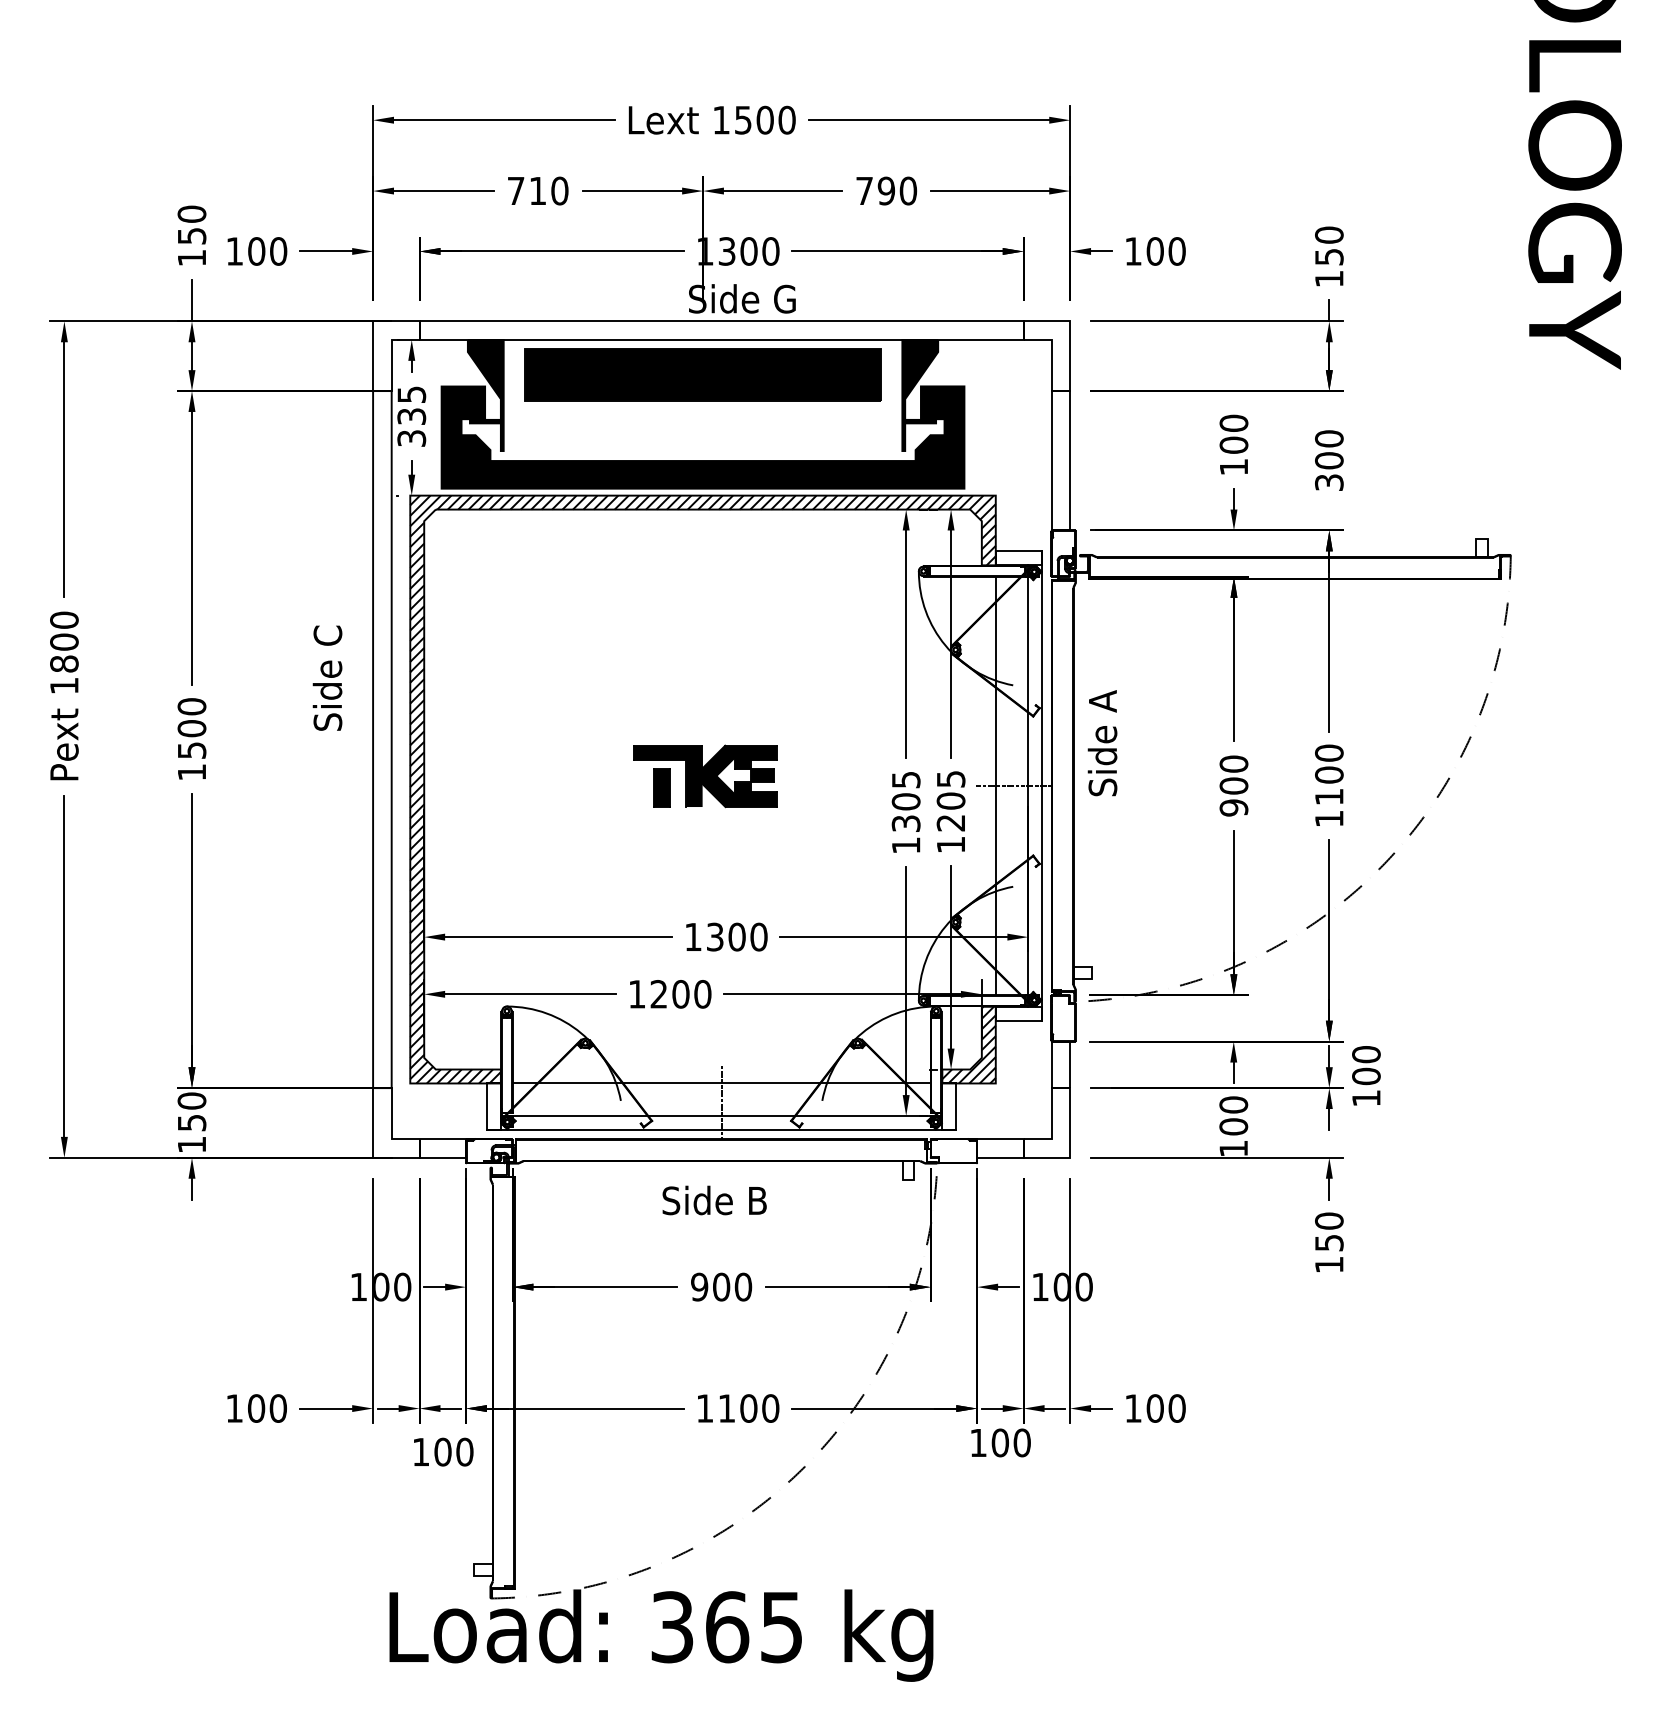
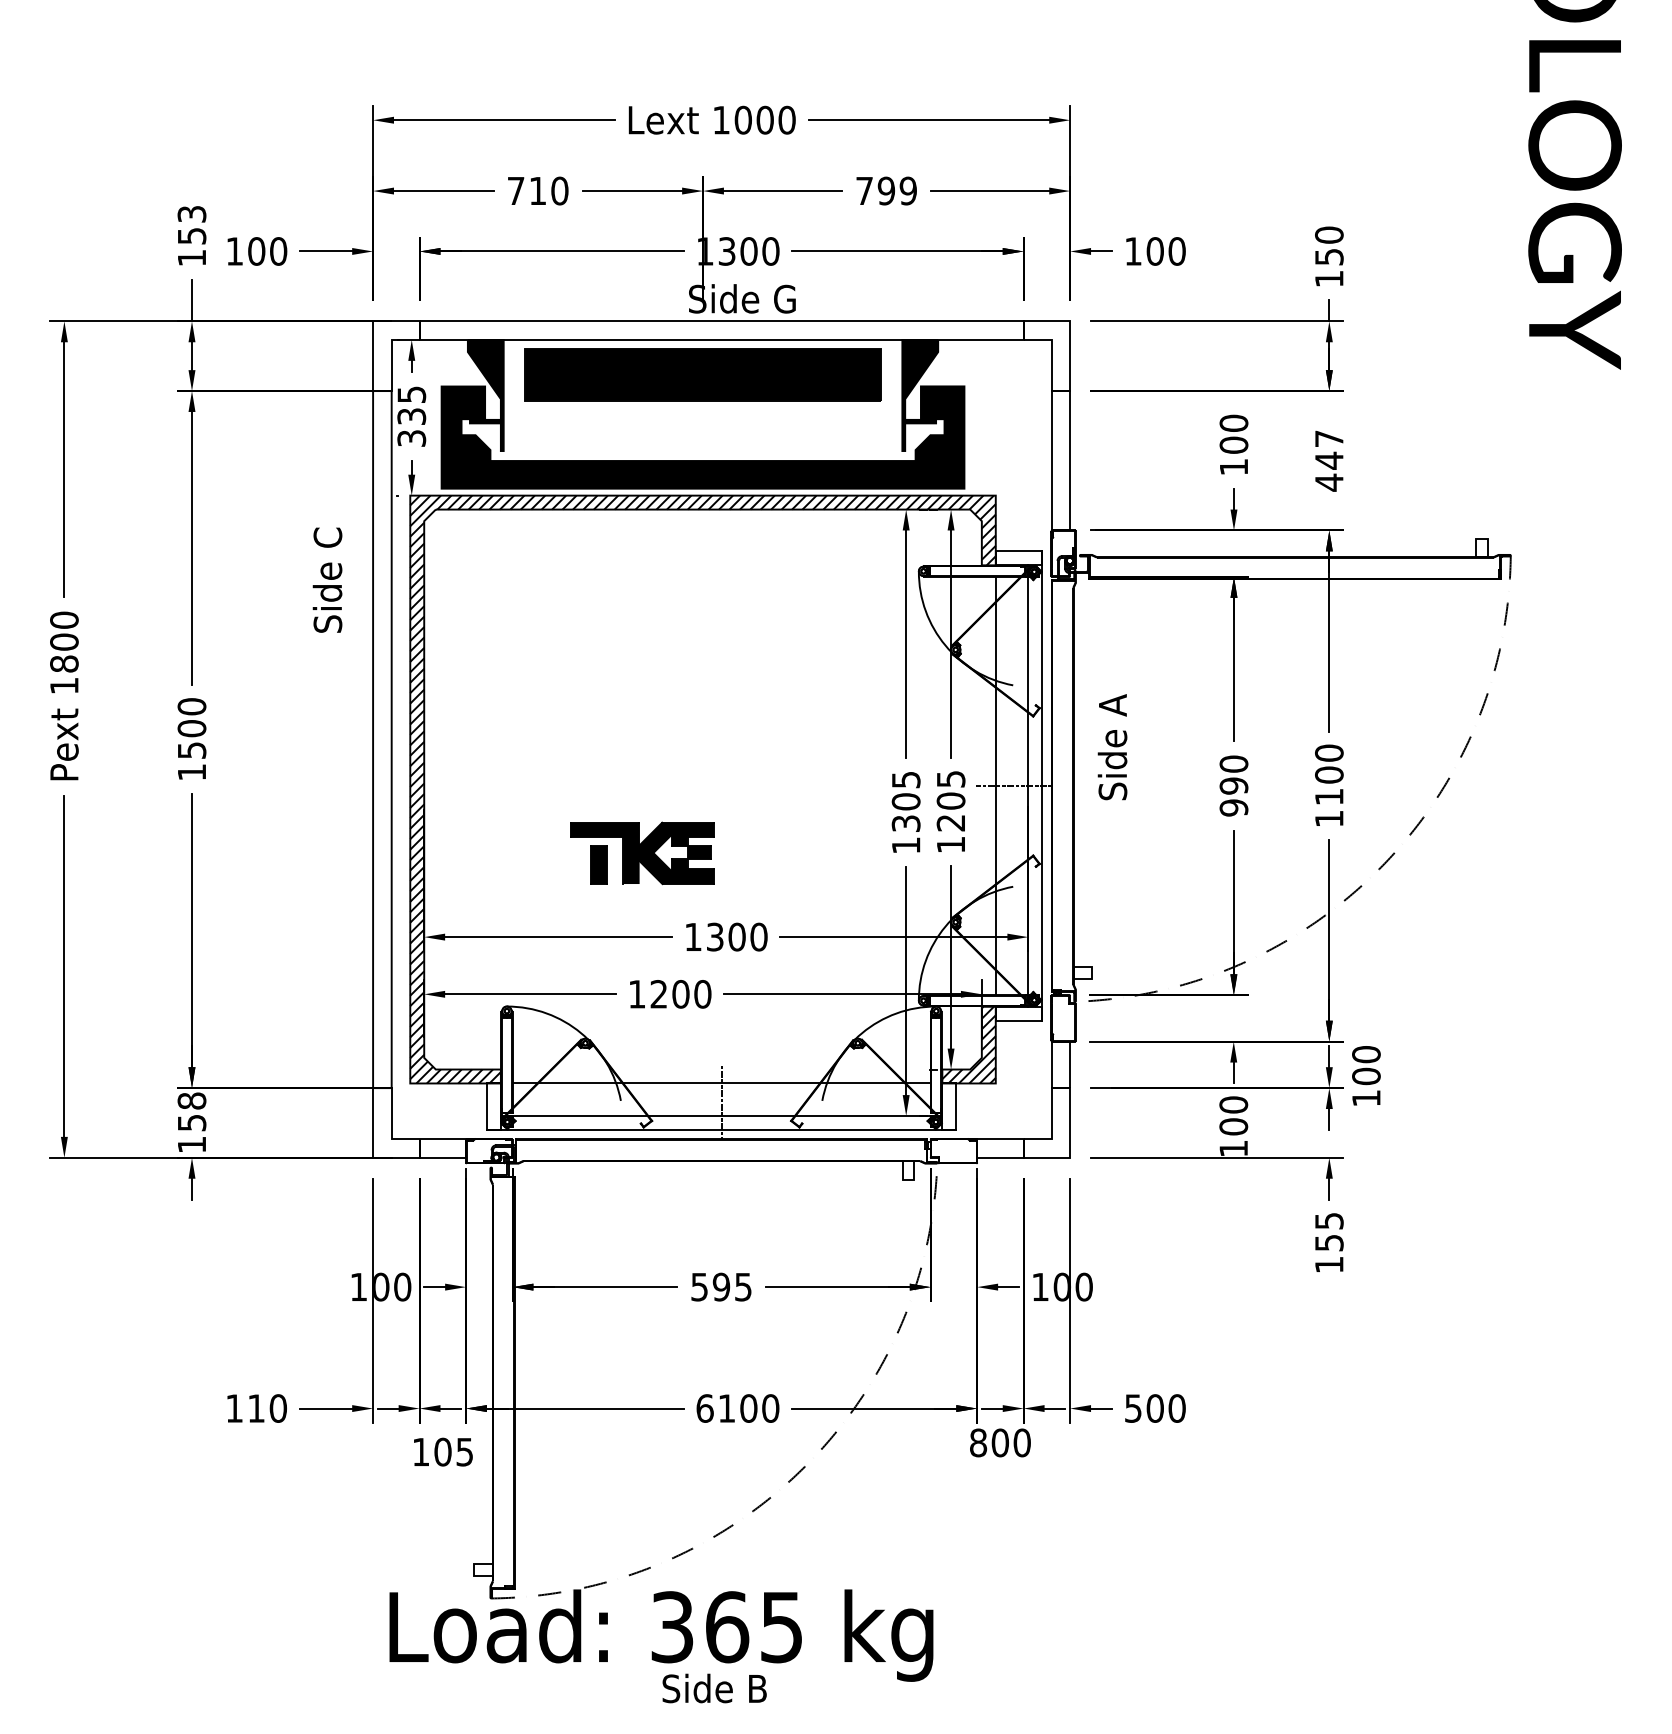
text: 1500 -> 1000 (742, 119)
text: 790 -> 799 (908, 190)
text: 150 -> 153 (191, 213)
text: 300 -> 447 (1329, 460)
text position: (327, 677) -> (327, 579) (327, 579)
text position: (1102, 743) -> (1112, 747) (1112, 747)
part position: (705, 776) -> (642, 853) (642, 853)
text: 900 -> 990 (1233, 785)
text: 150 -> 158 (192, 1100)
text position: (714, 1200) -> (714, 1688) (714, 1688)
text: 150 -> 155 (1329, 1220)
text: 900 -> 595 (721, 1286)
text: 100 -> 110 (256, 1408)
text: 1100 -> 6100 (704, 1408)
text: 100 -> 500 (1133, 1408)
text: 100 -> 800 (978, 1442)
text: 100 -> 105 (464, 1451)
